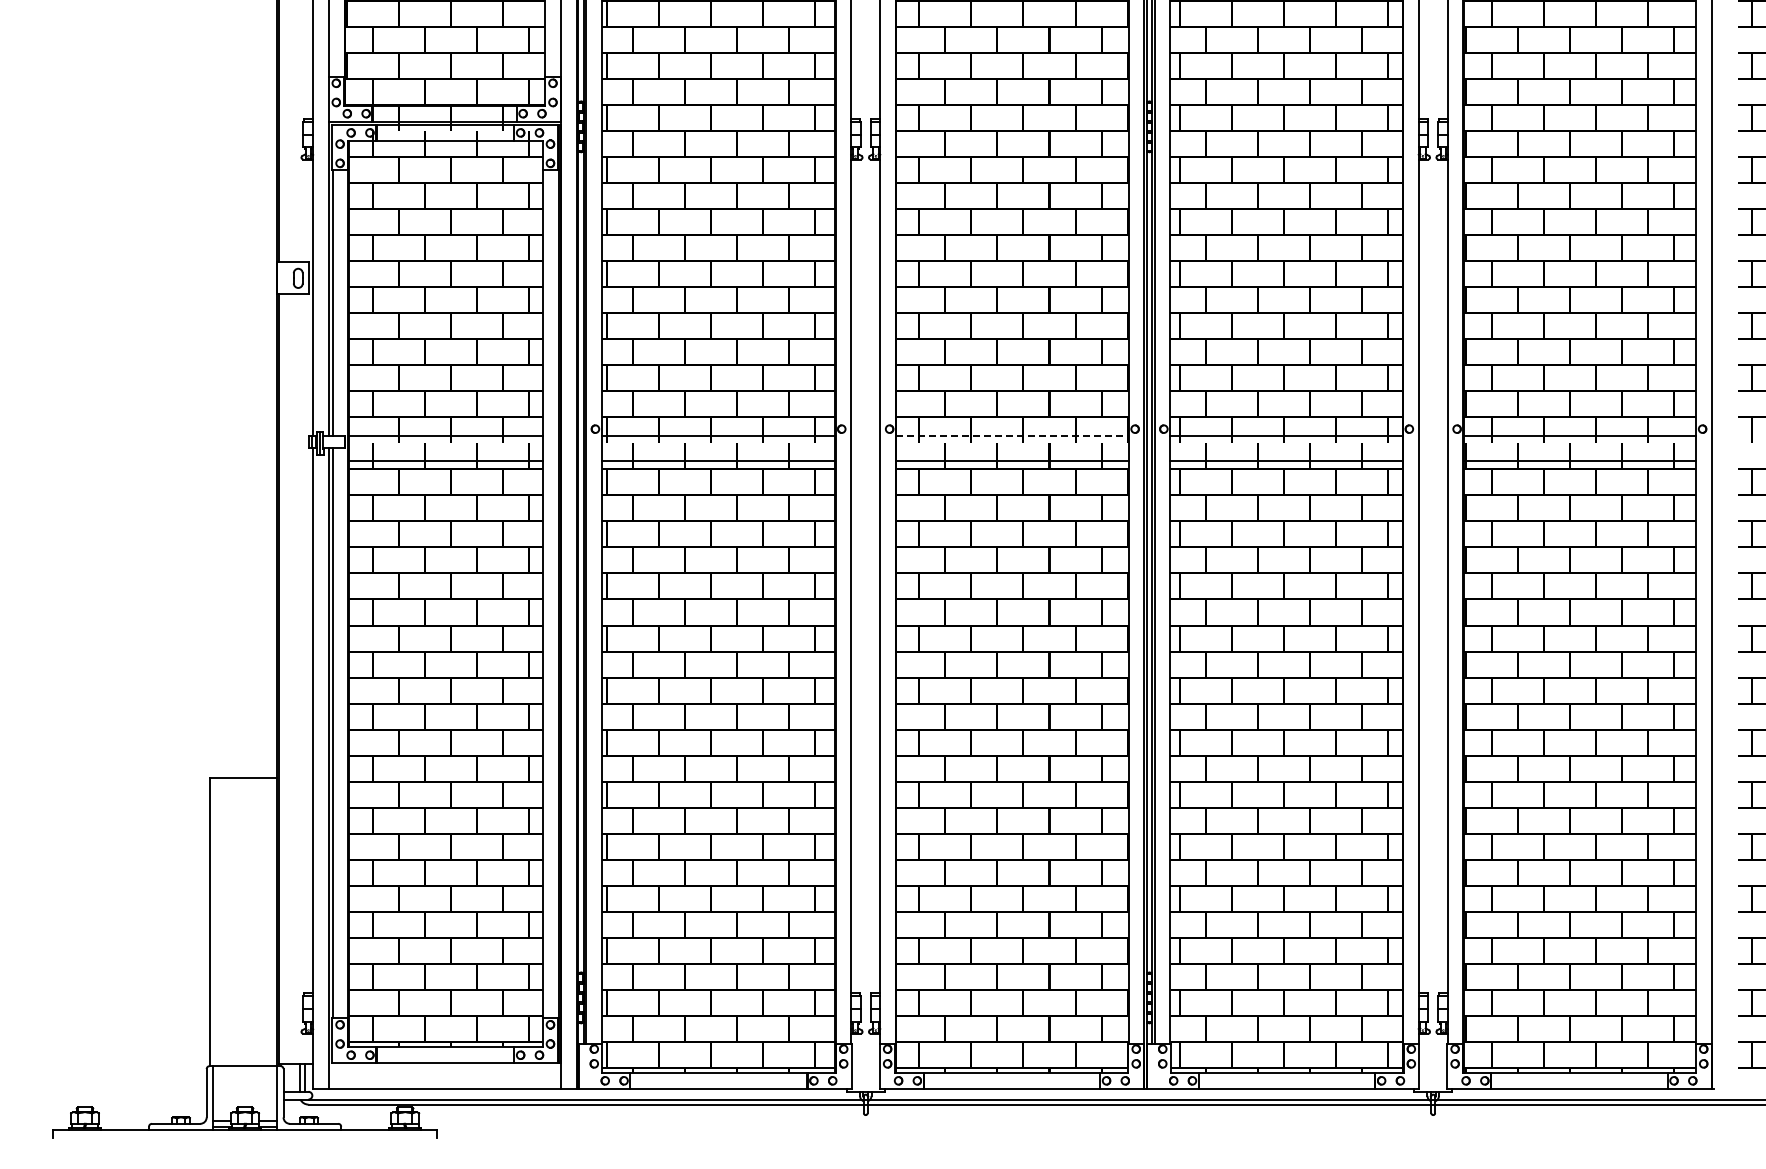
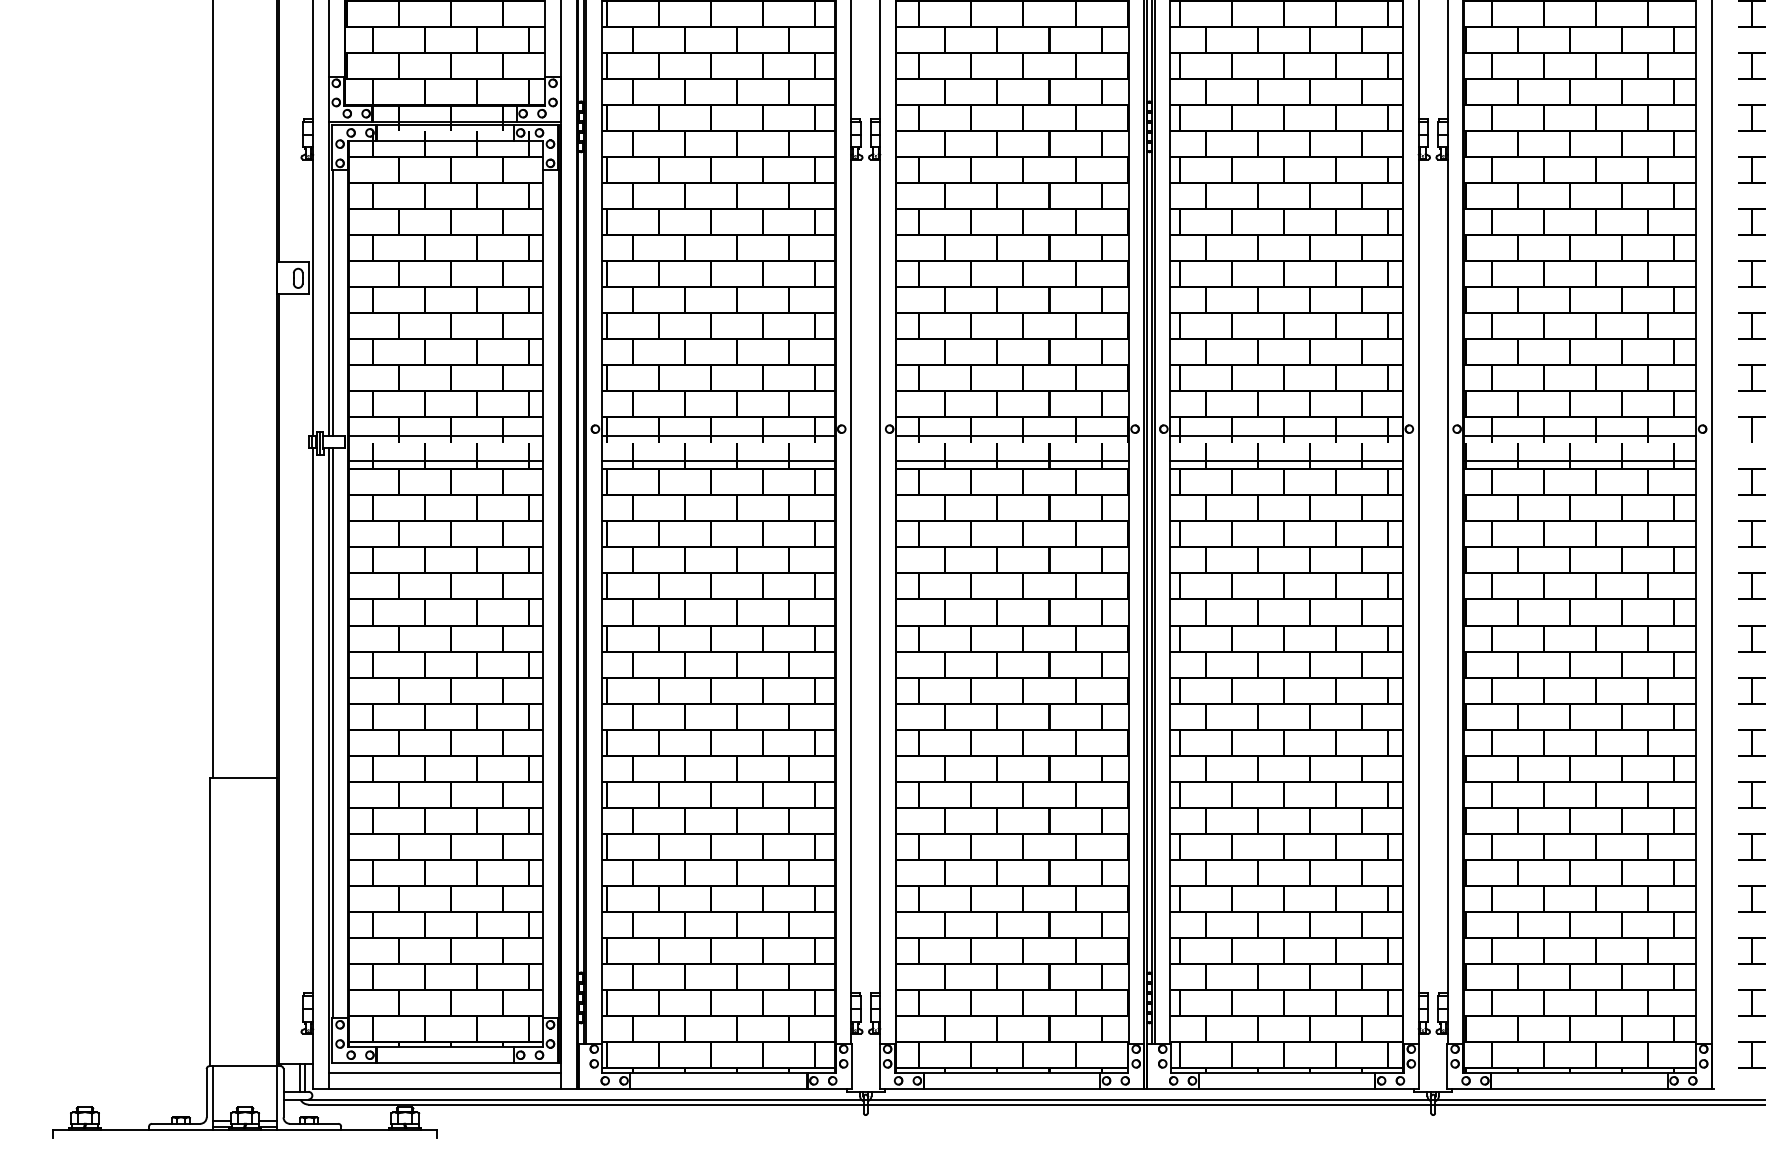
line: none -> present (213, 389)
line: dashed -> solid (1012, 435)
line: none -> present (444, 1072)
